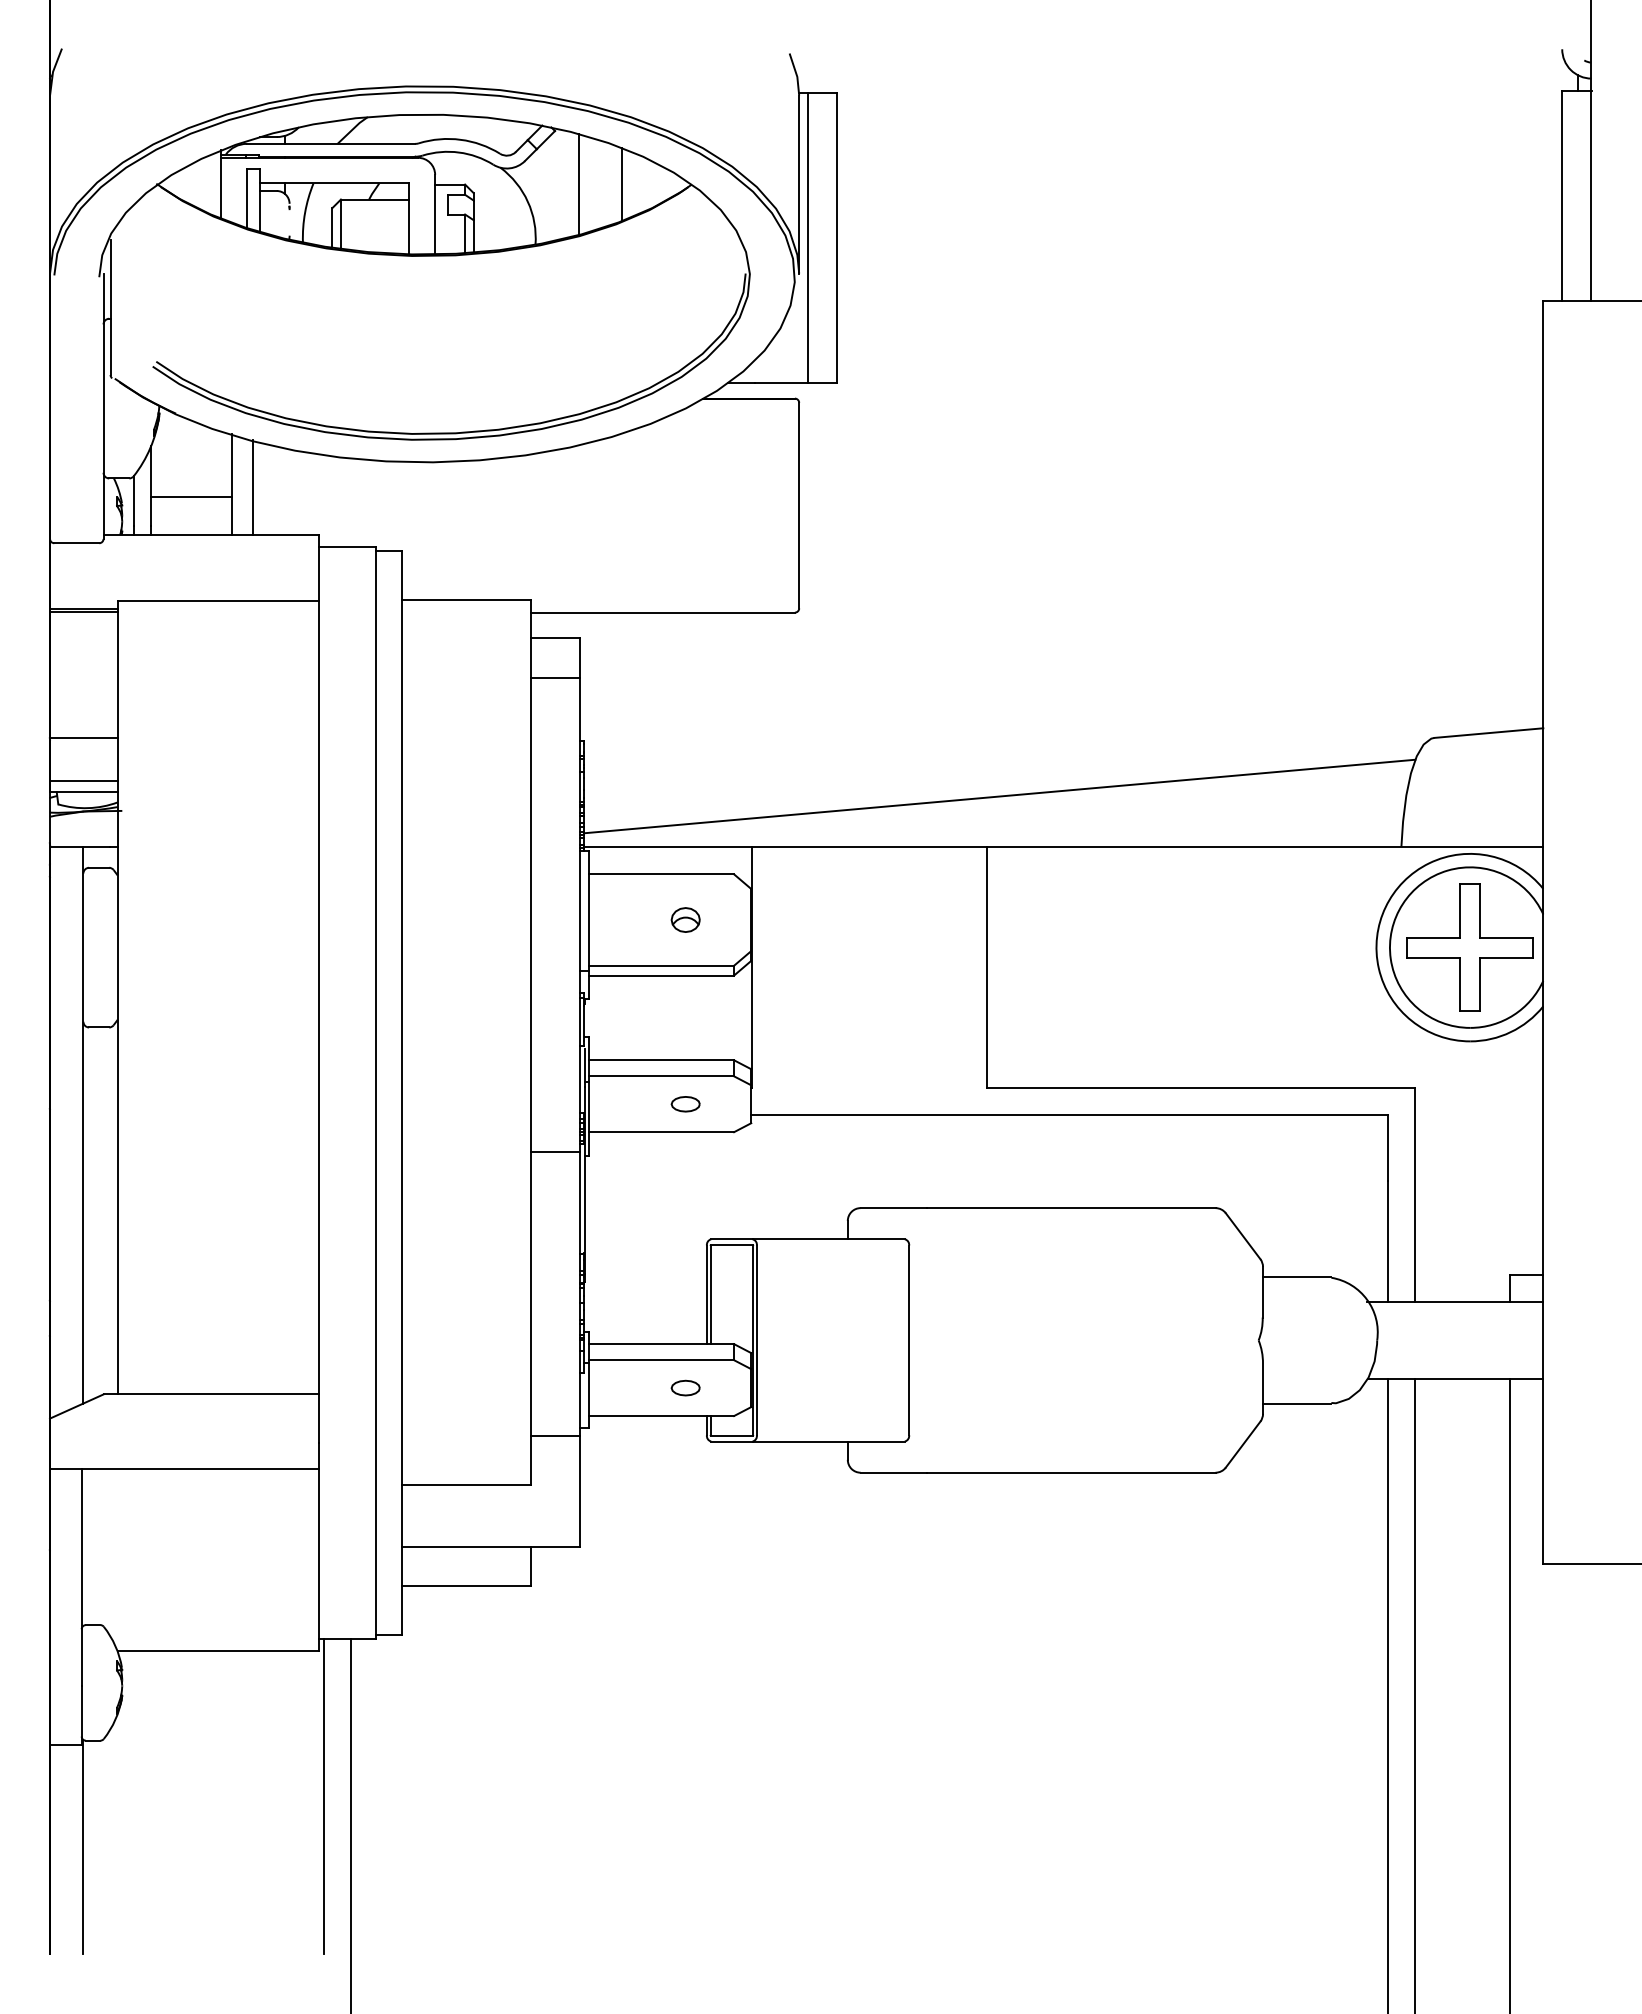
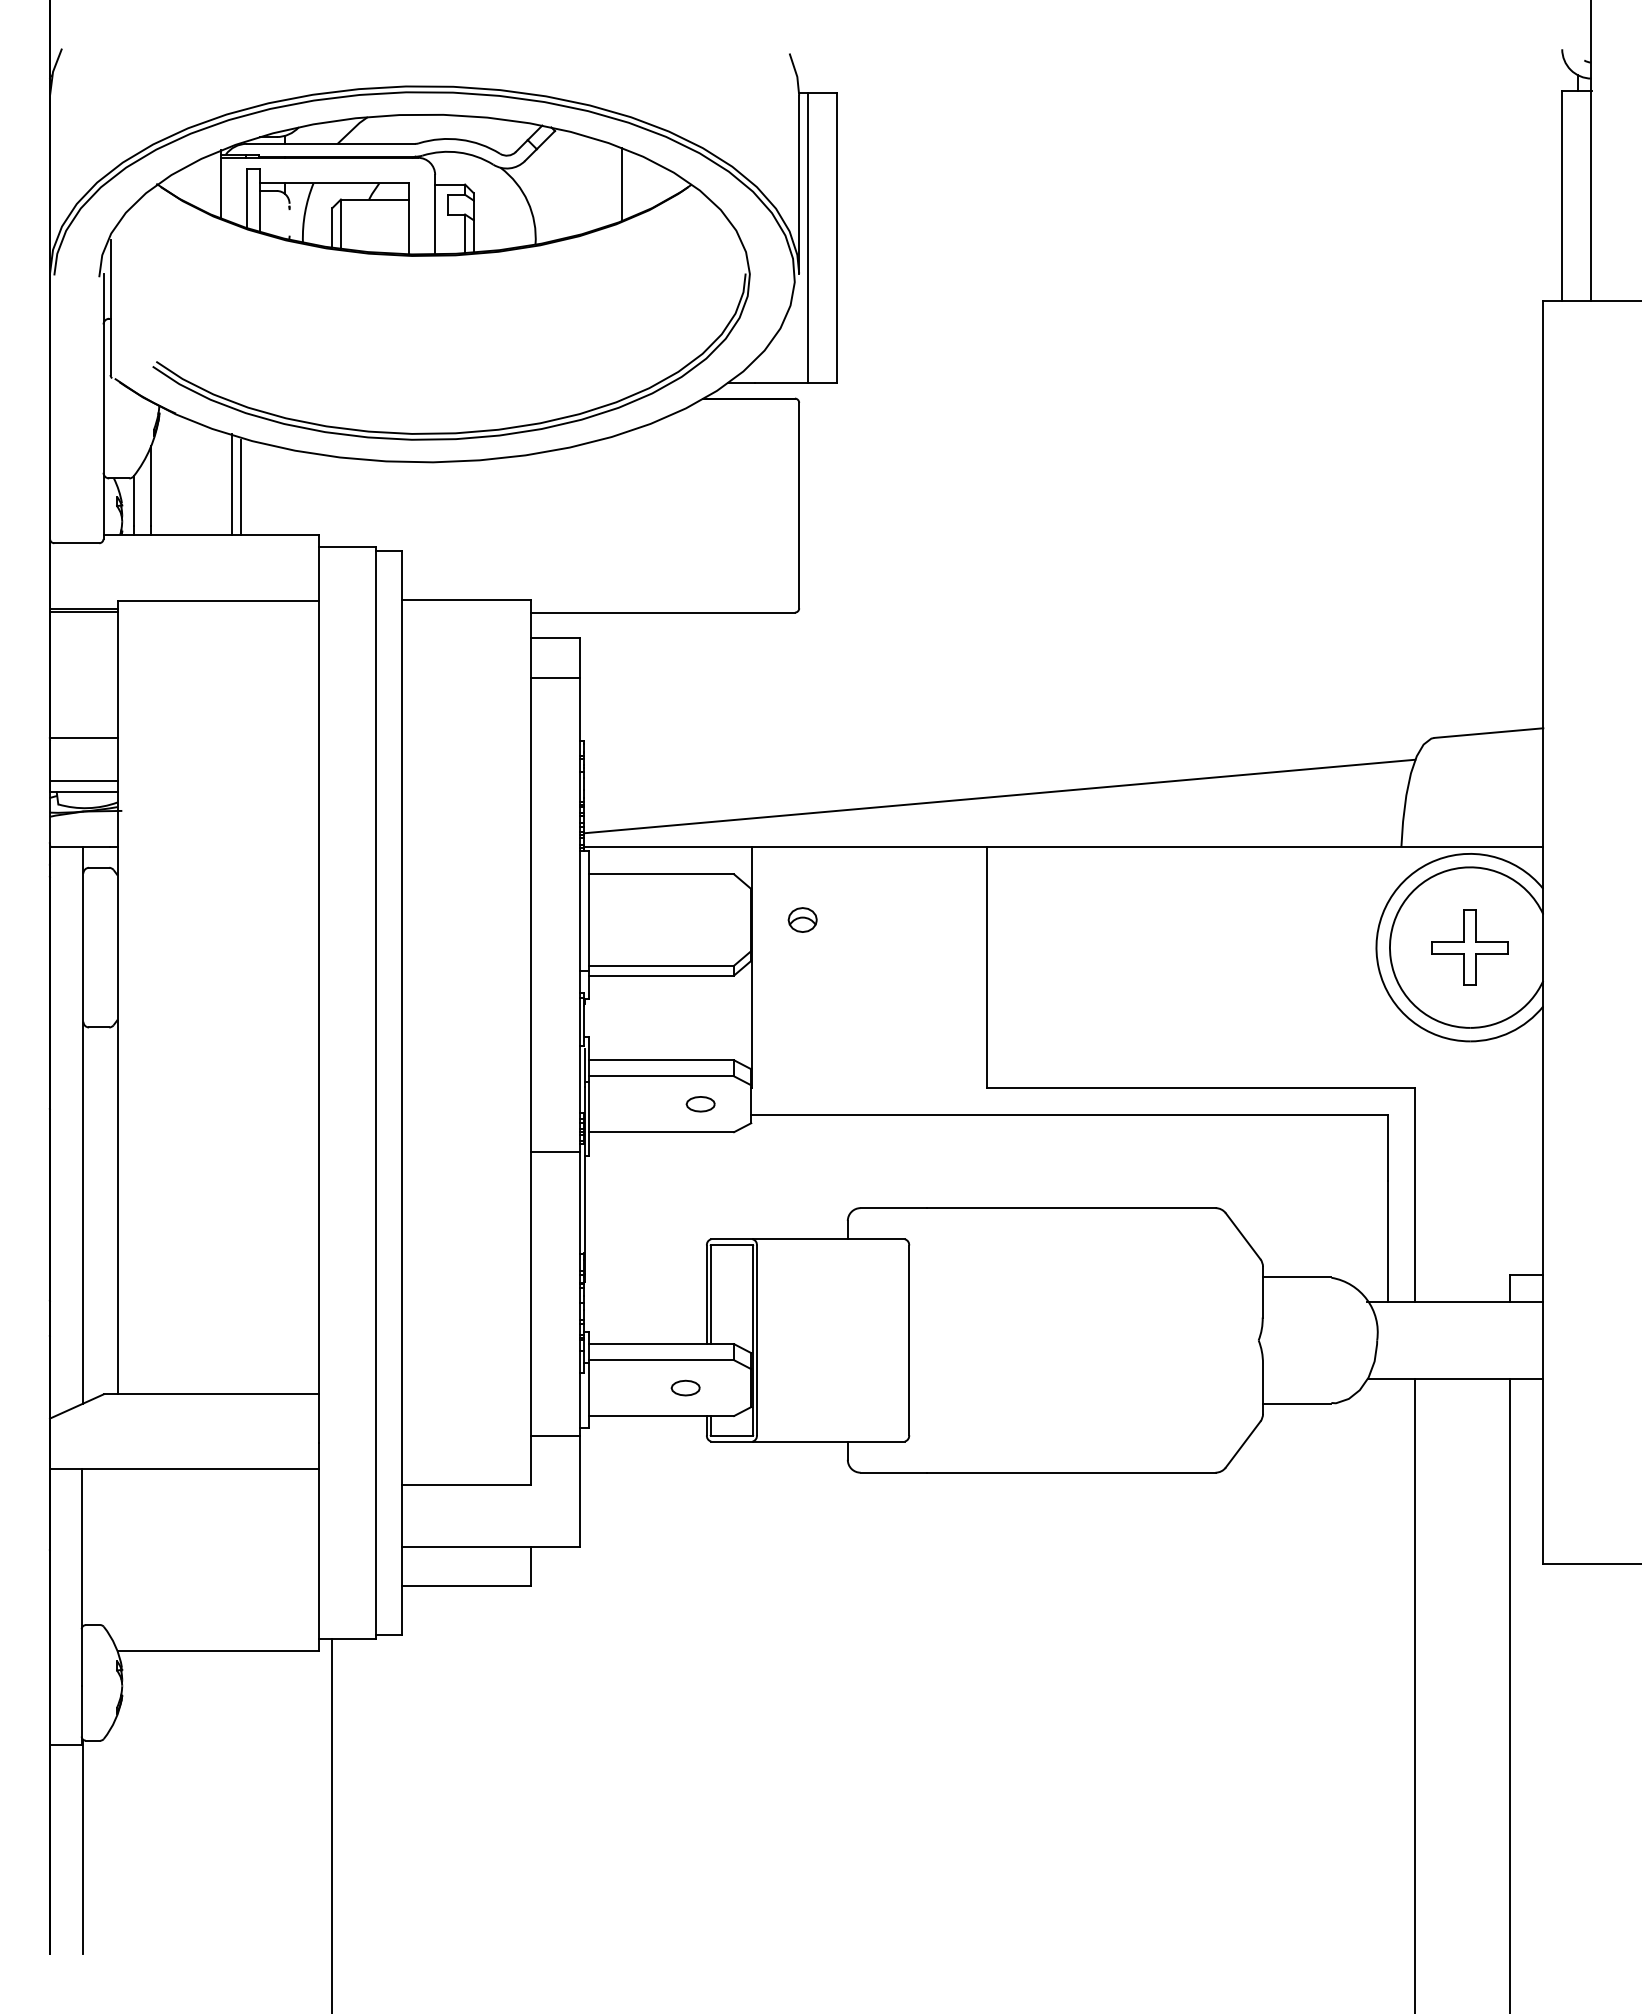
line: present -> none (578, 184)
line position: (253, 487) -> (241, 487) (241, 487)
line: present -> none (191, 497)
part position: (685, 919) -> (802, 919) (802, 919)
part size: 128x129 px -> 78x77 px (1469, 947)
part position: (685, 1104) -> (700, 1104) (700, 1104)
line: present -> none (1387, 1694)
line: present -> none (324, 1795)
line position: (350, 1824) -> (331, 1824) (331, 1824)
